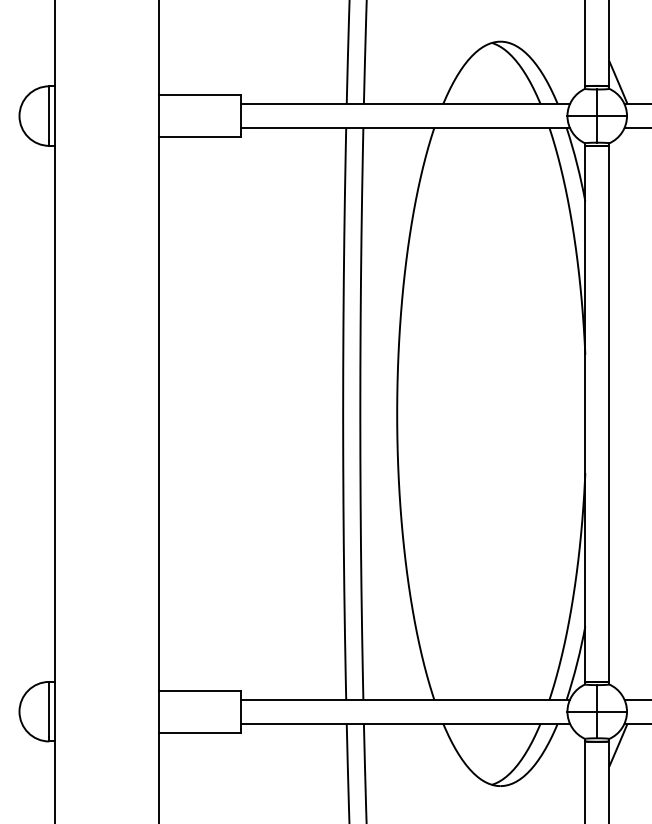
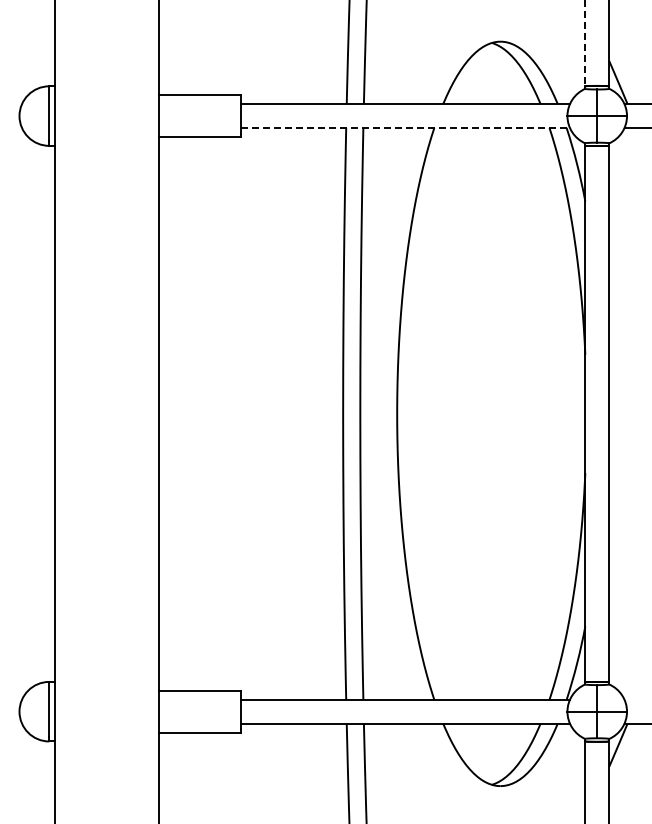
line: solid -> dashed (585, 43)
line: solid -> dashed (406, 128)
line: present -> none (636, 699)
